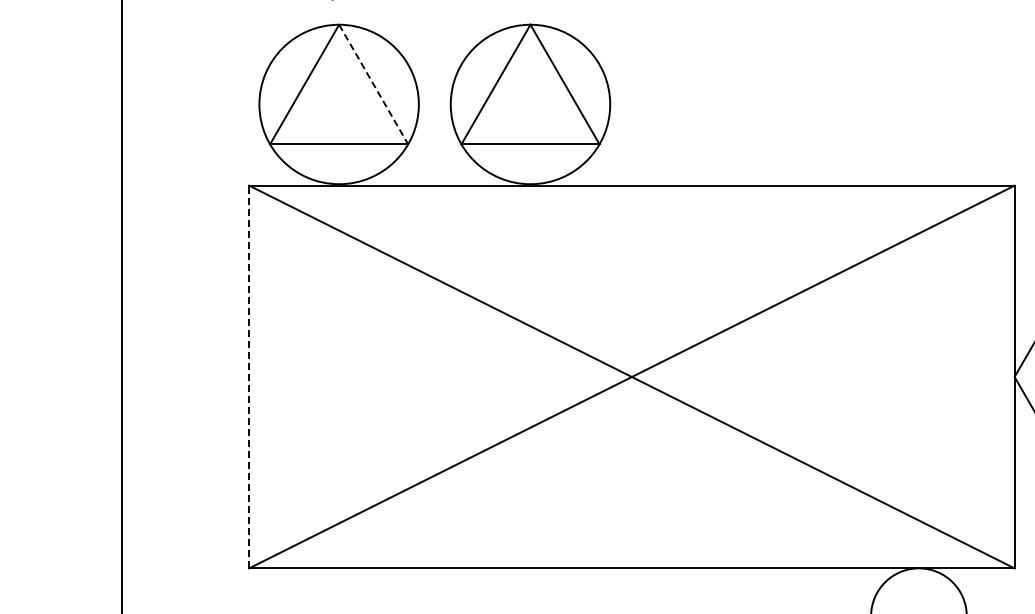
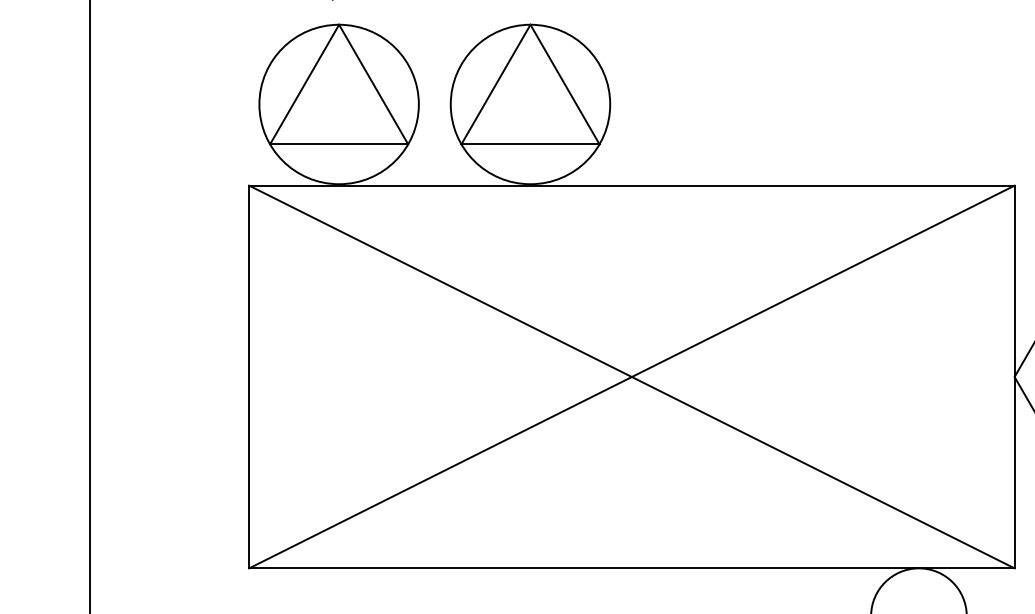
line: dashed -> solid (373, 85)
line position: (122, 306) -> (90, 306) (90, 306)
line: dashed -> solid (249, 376)
